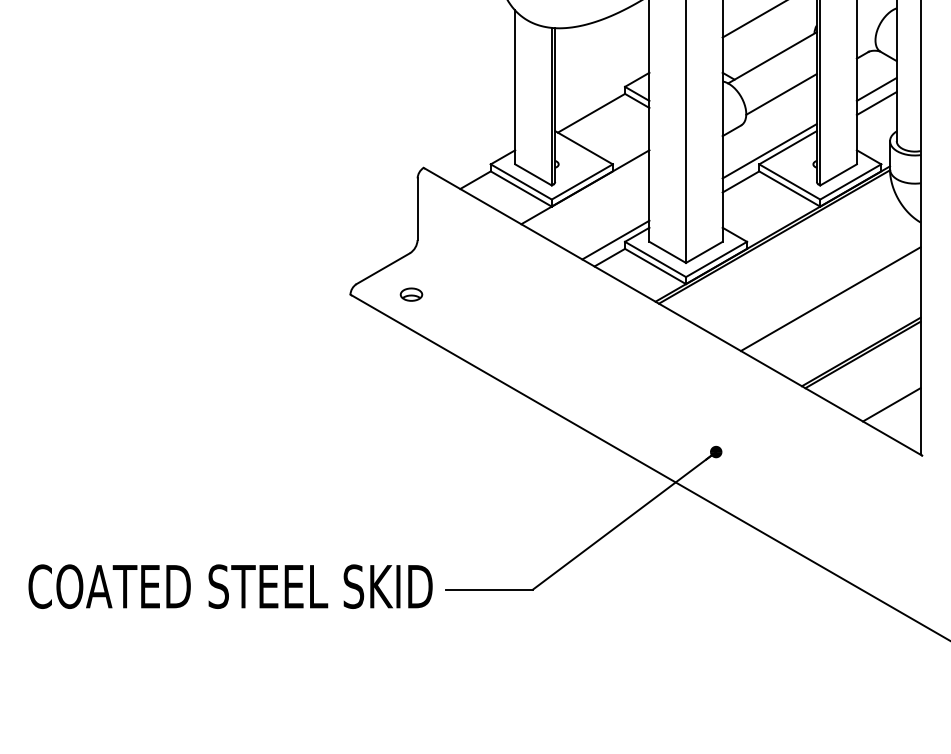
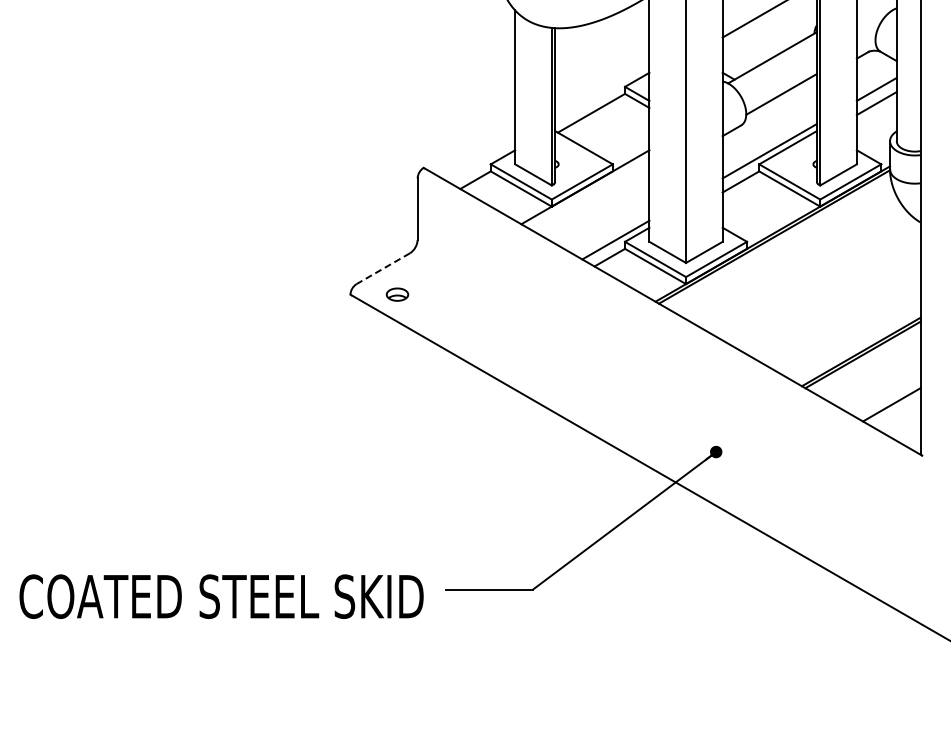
line: solid -> dashed (383, 268)
part position: (411, 294) -> (397, 294) (397, 294)
line: present -> none (830, 299)
text position: (230, 586) -> (221, 596) (221, 596)
